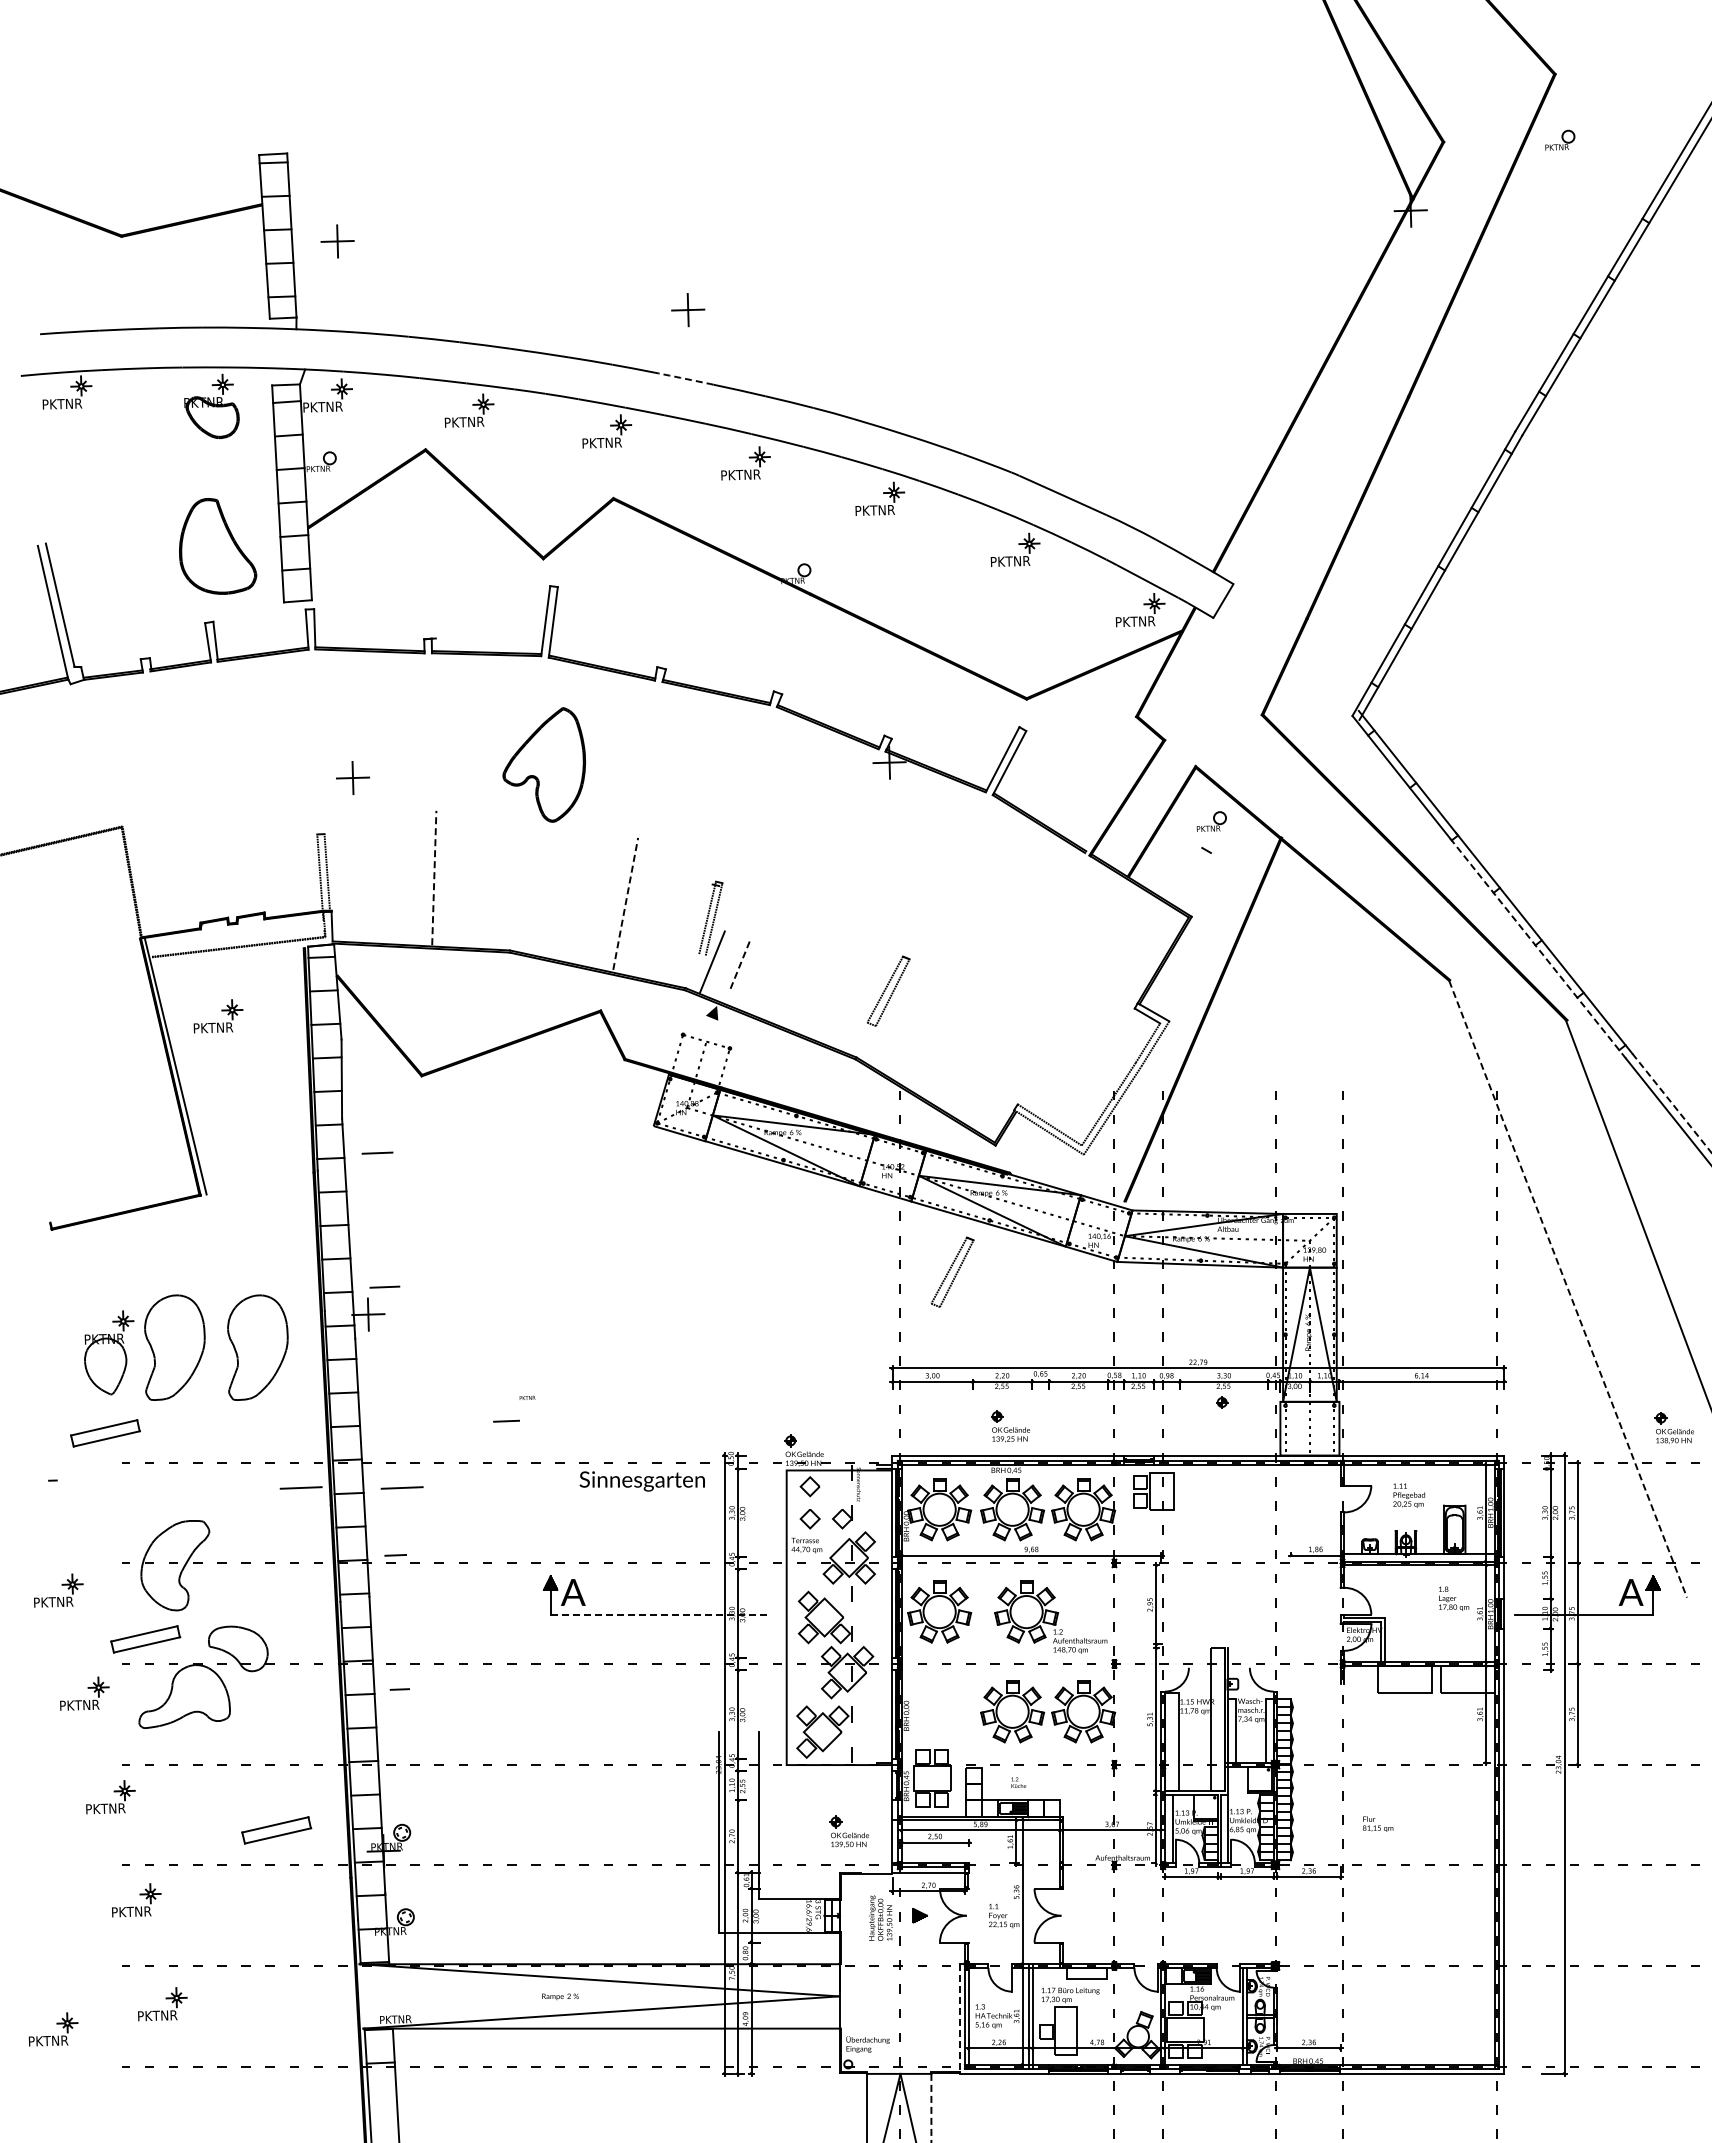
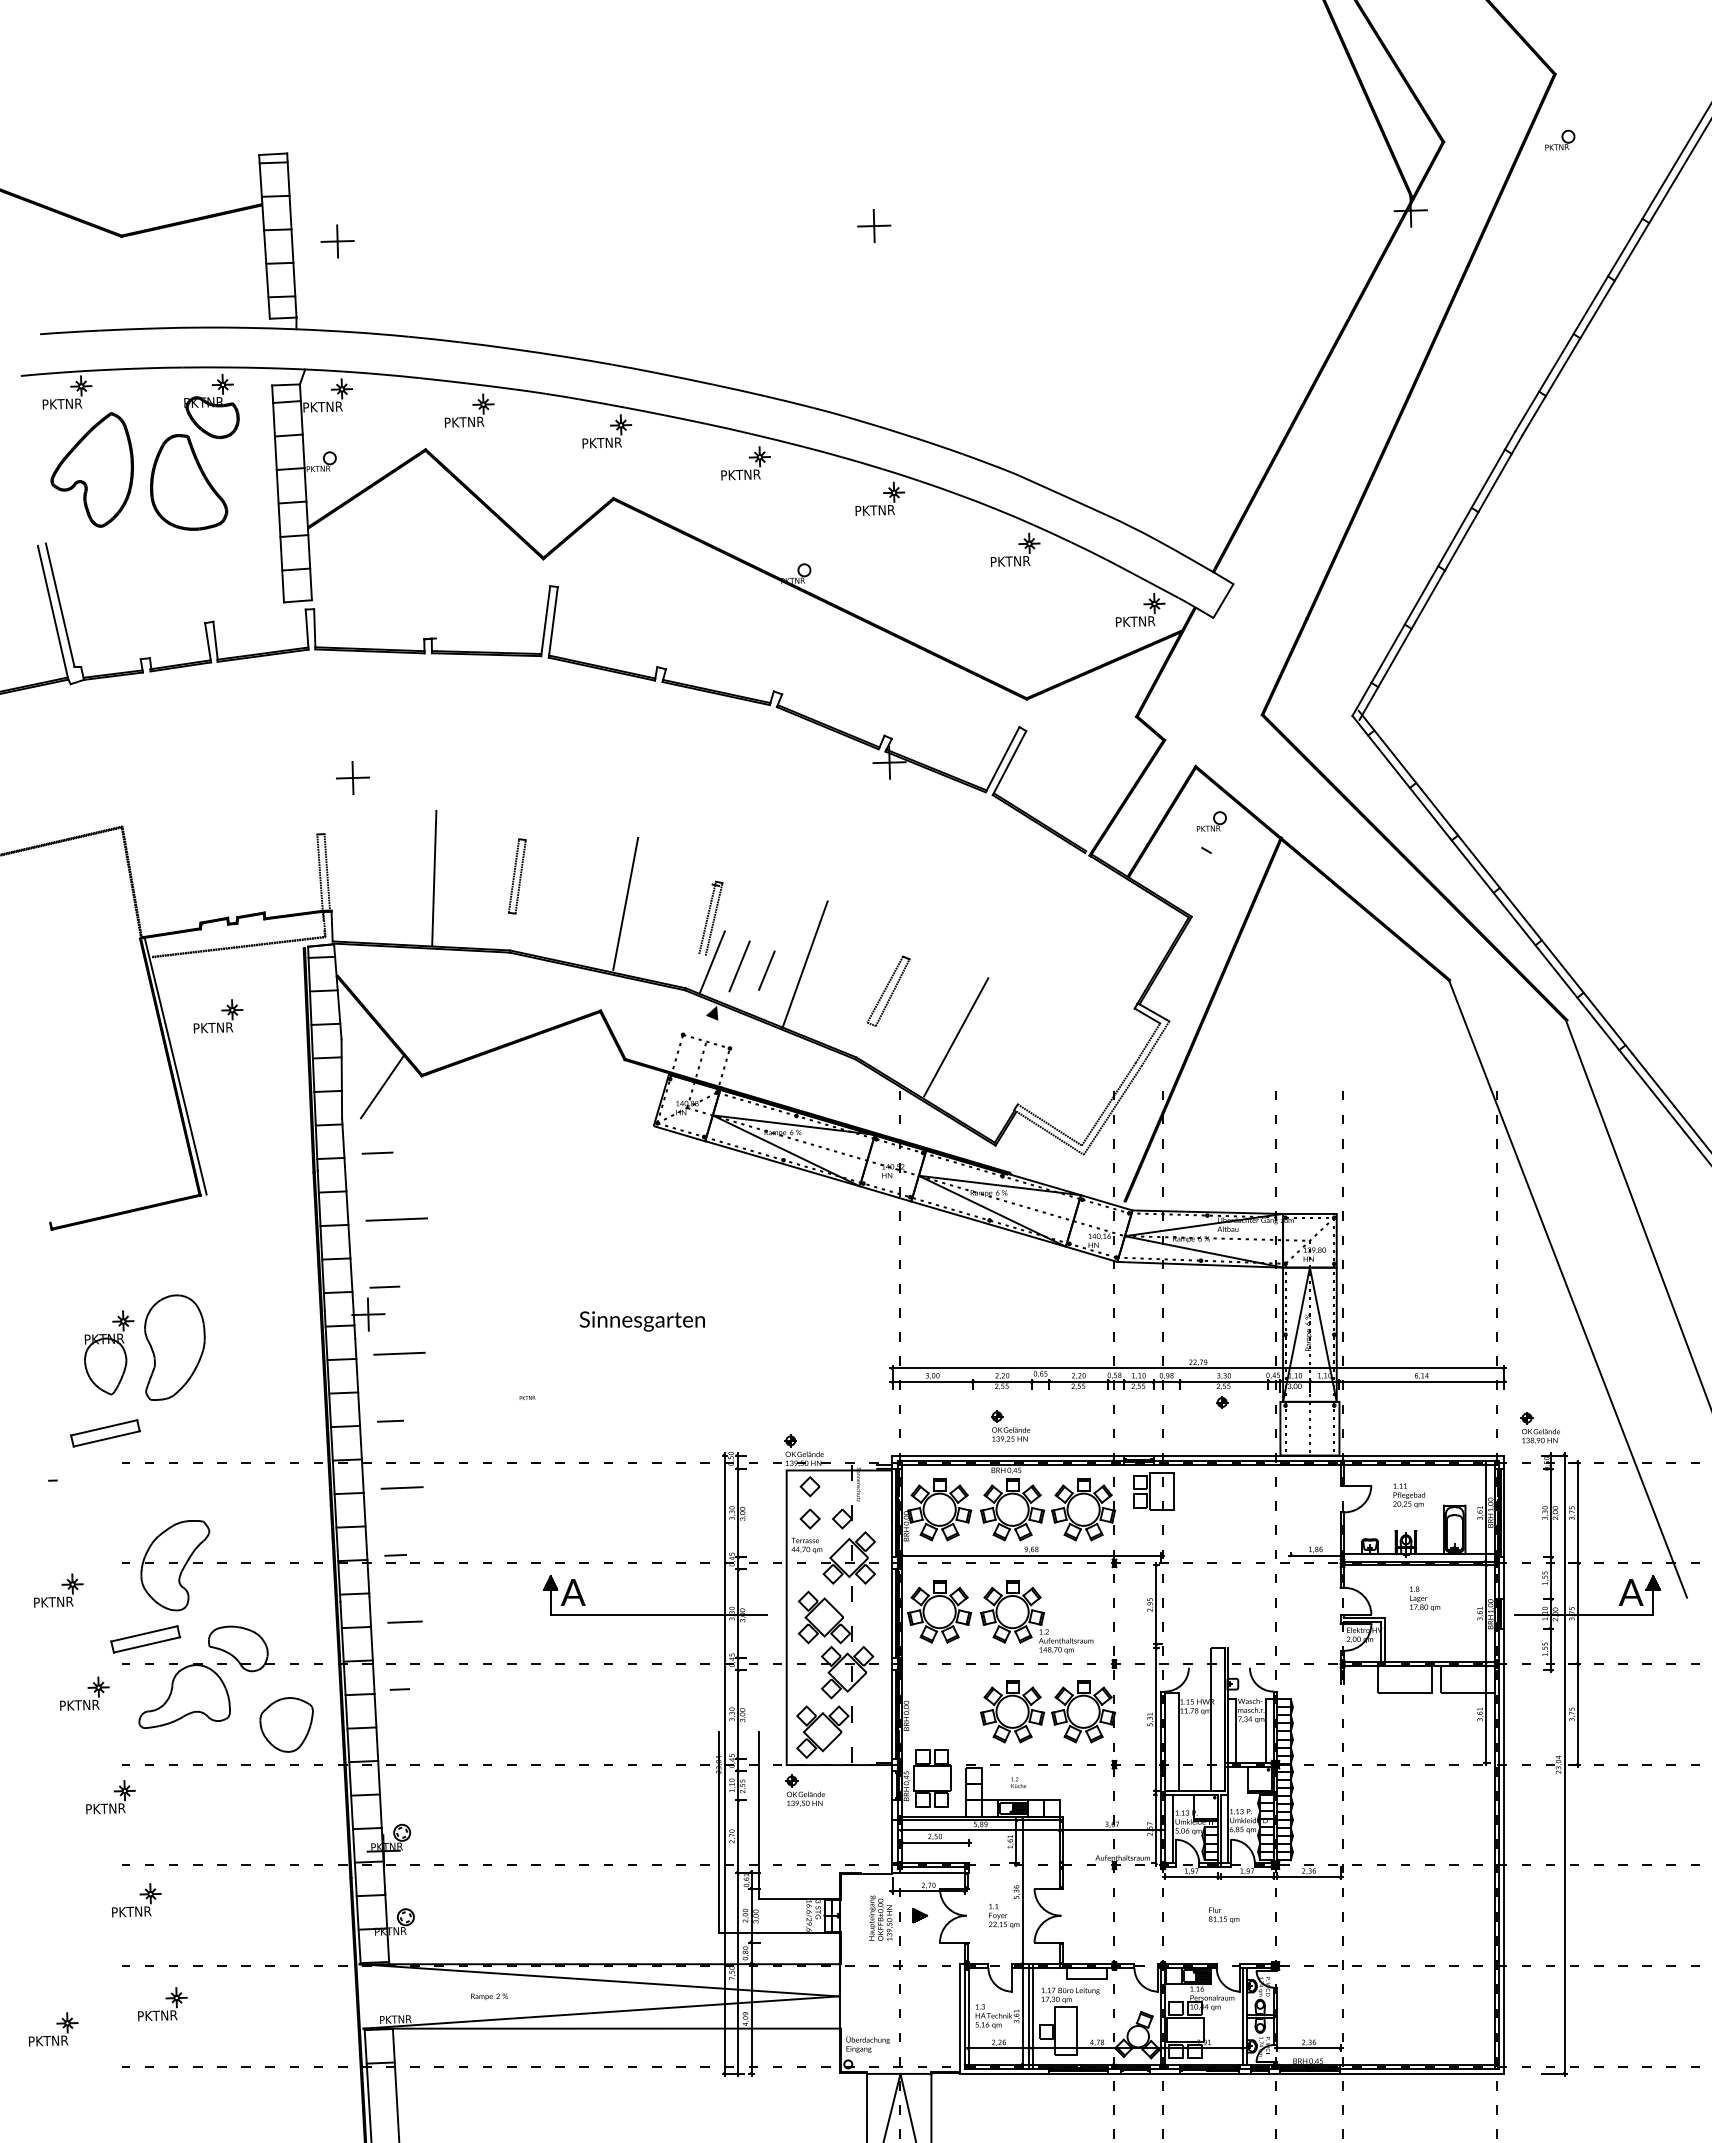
part position: (688, 310) -> (874, 226) (874, 226)
arc: dashed -> solid (684, 378)
part position: (218, 546) -> (189, 482) (189, 482)
part position: (543, 764) -> (91, 469) (91, 469)
part: none -> present (517, 876)
line: dashed -> solid (434, 877)
line: dashed -> solid (625, 903)
line: dashed -> solid (1538, 948)
line: none -> present (804, 964)
line: dashed -> solid (739, 966)
line: none -> present (766, 970)
line: none -> present (956, 1037)
line: none -> present (381, 1087)
line: dashed -> solid (1672, 1103)
line: none -> present (396, 1219)
part: present -> none (952, 1271)
line: dashed -> solid (1568, 1289)
part: present -> none (257, 1347)
line: none -> present (399, 1353)
line position: (506, 1420) -> (390, 1420) (390, 1420)
part position: (1673, 1427) -> (1539, 1427) (1539, 1427)
text position: (641, 1481) -> (641, 1321) (641, 1321)
line: present -> none (300, 1487)
text position: (1454, 1598) -> (1425, 1598) (1425, 1598)
line: dashed -> solid (659, 1614)
part position: (1050, 1616) -> (1036, 1616) (1036, 1616)
line: none -> present (404, 1621)
part: none -> present (286, 1724)
text position: (1378, 1823) -> (1224, 1914) (1224, 1914)
part: present -> none (276, 1830)
part position: (848, 1831) -> (804, 1790) (804, 1790)
text position: (560, 1996) -> (489, 1996) (489, 1996)
line: dashed -> solid (959, 2019)
line: dashed -> solid (931, 2108)
